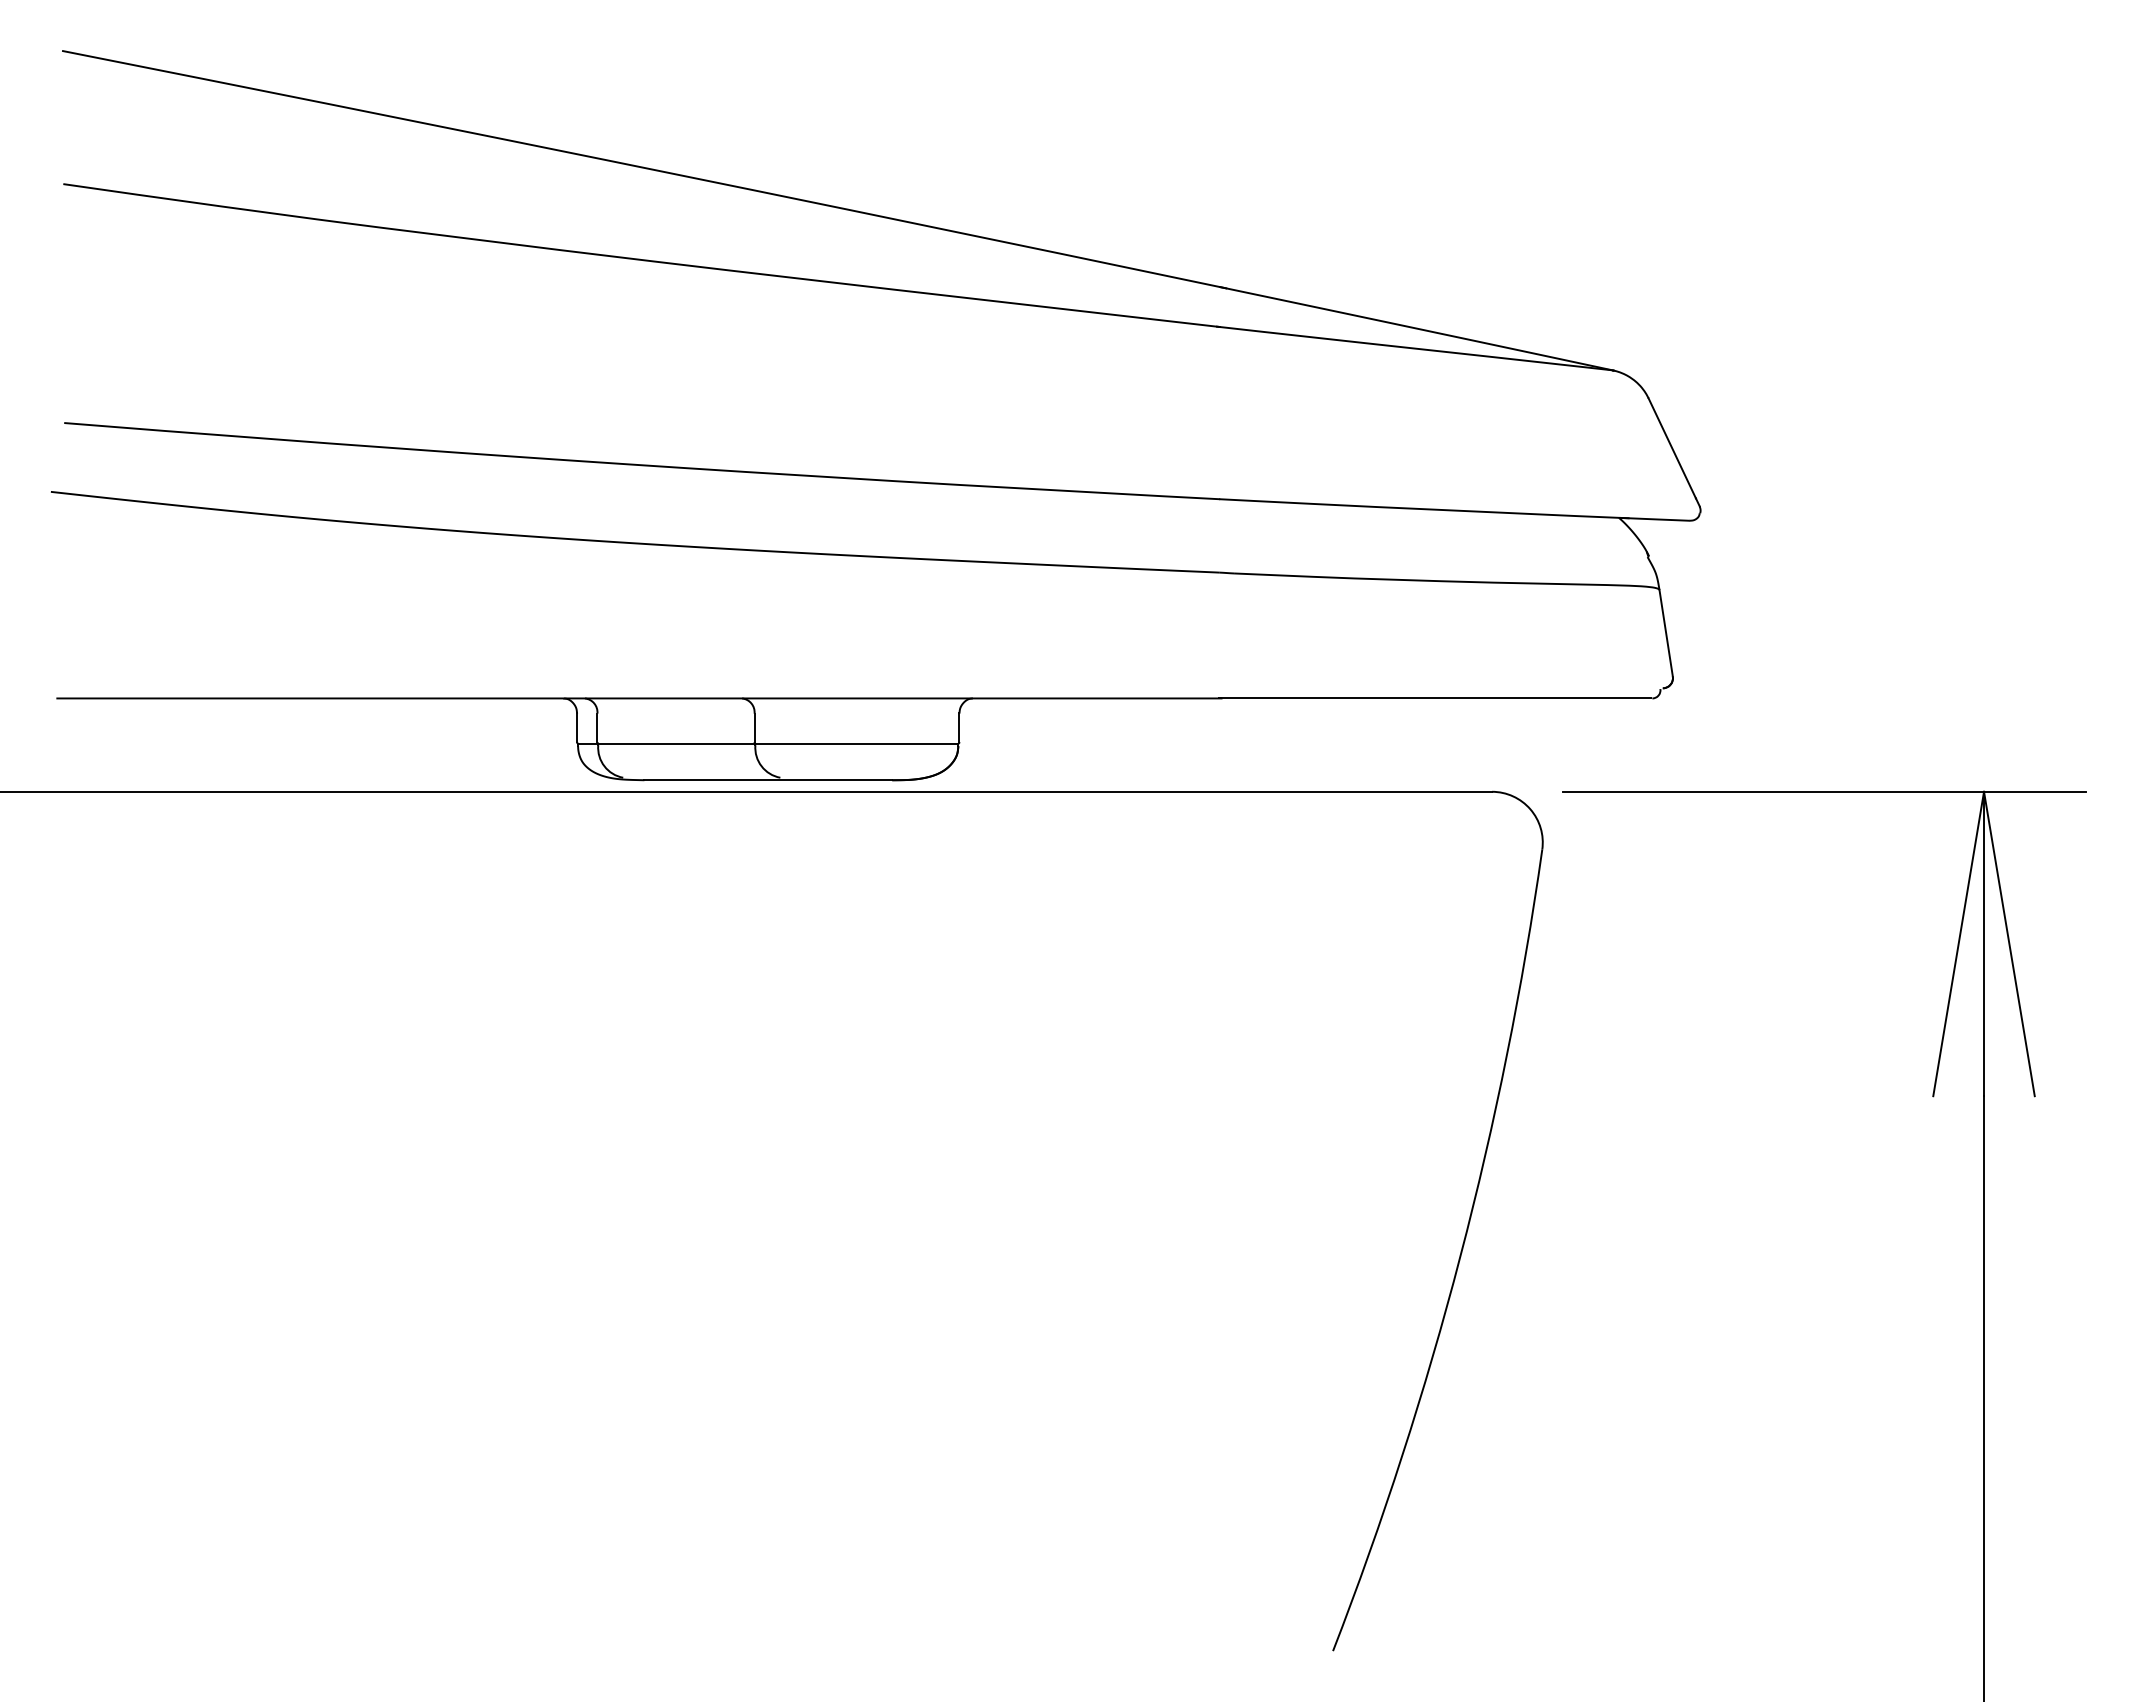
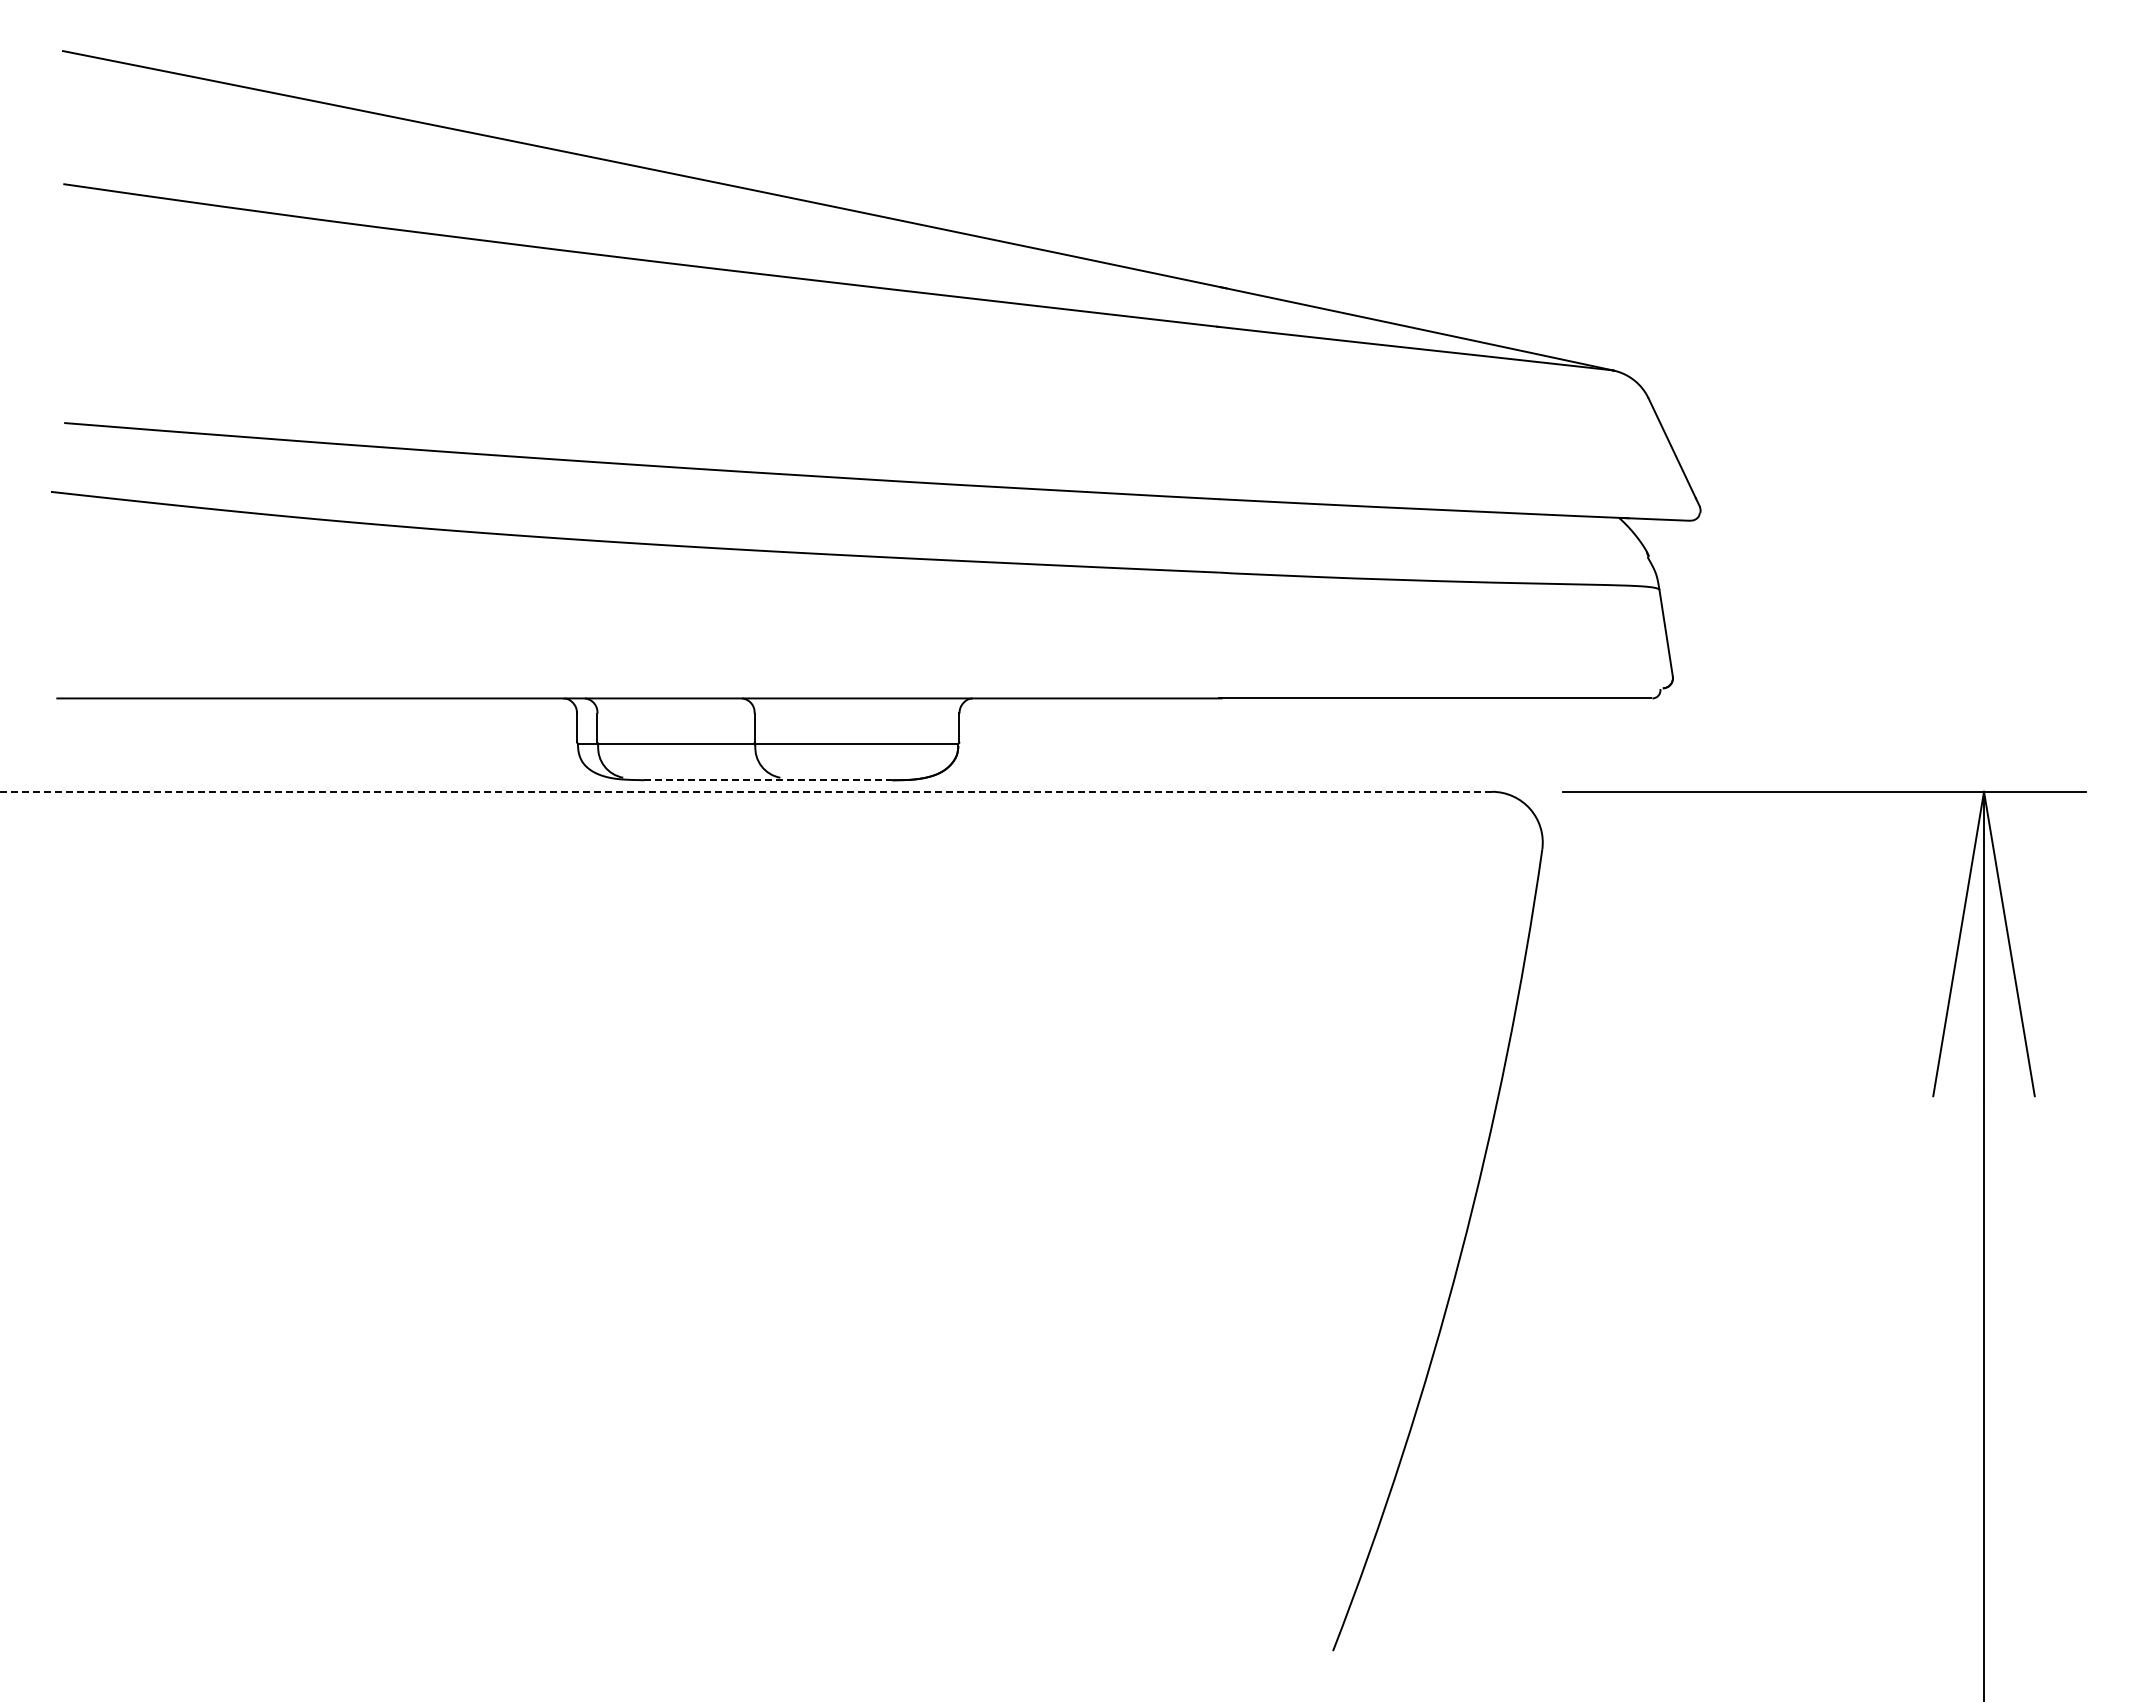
line: solid -> dashed (768, 780)
line: solid -> dashed (746, 791)
